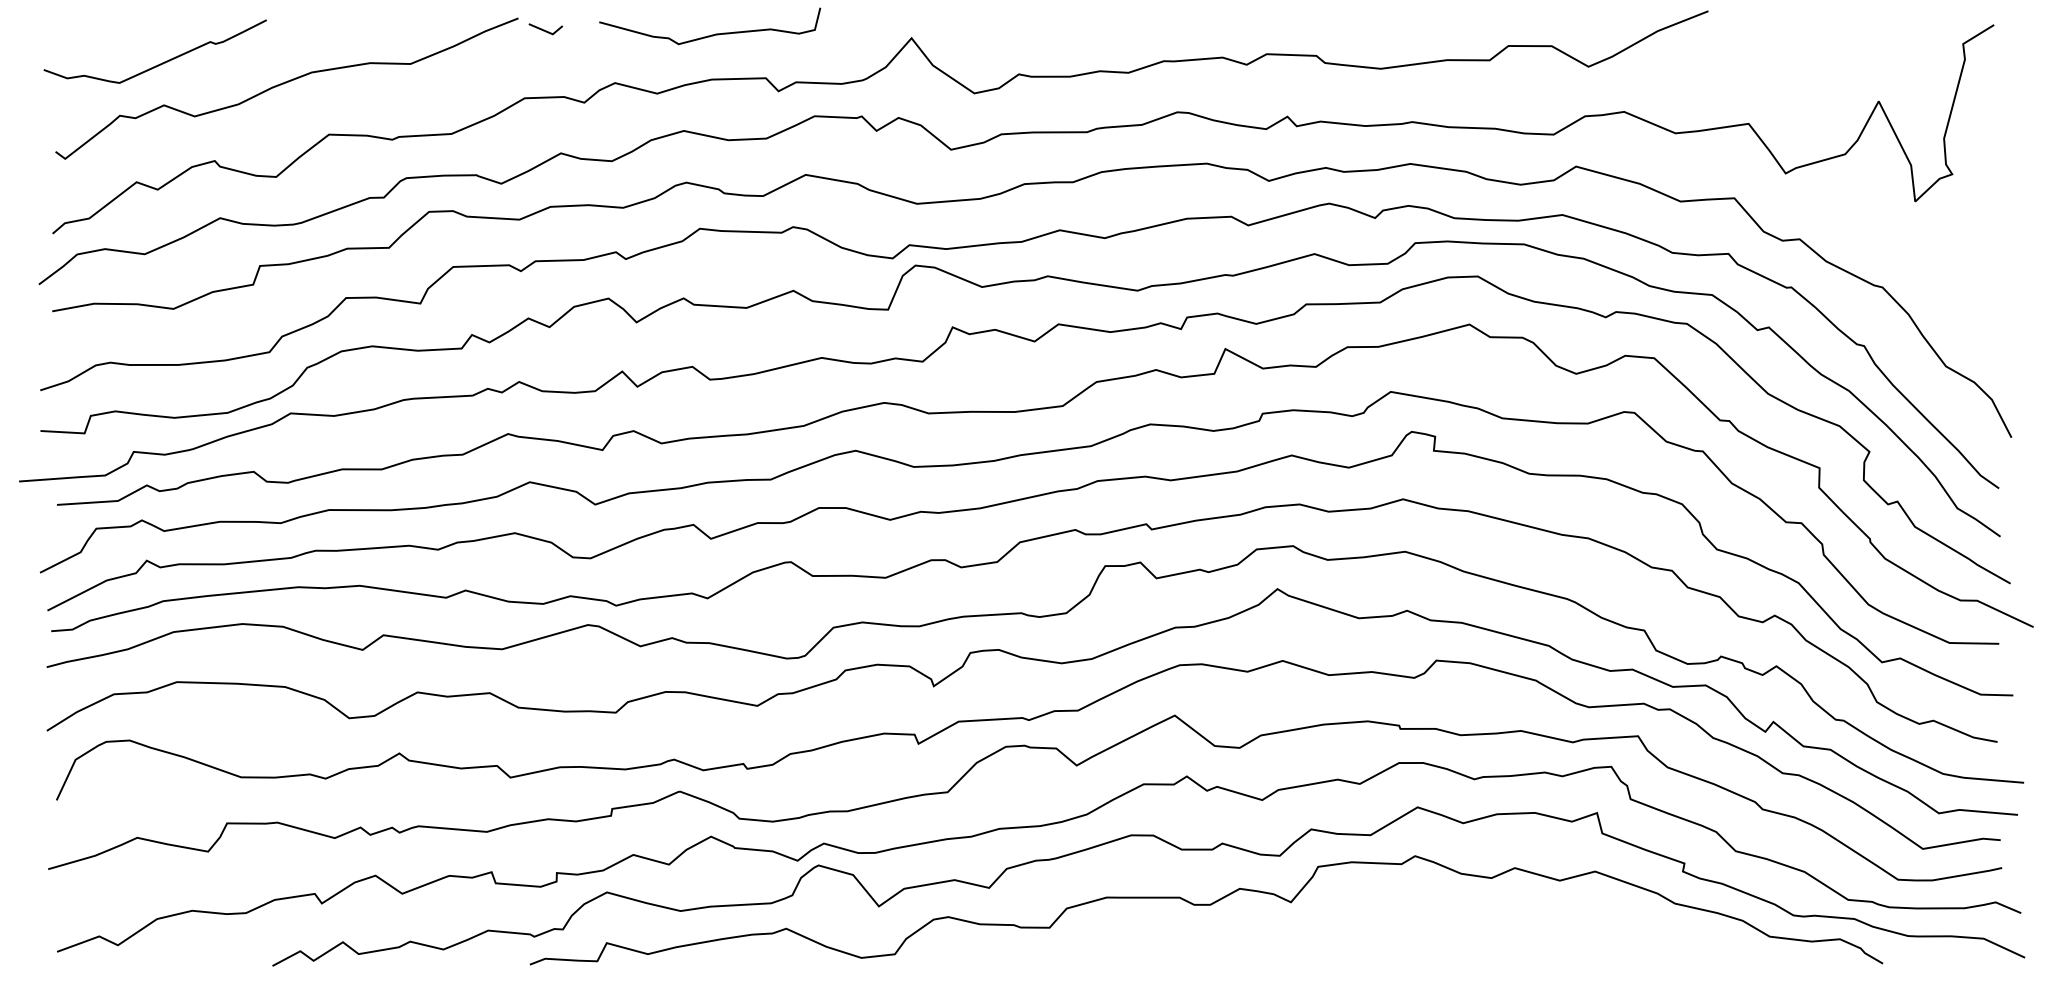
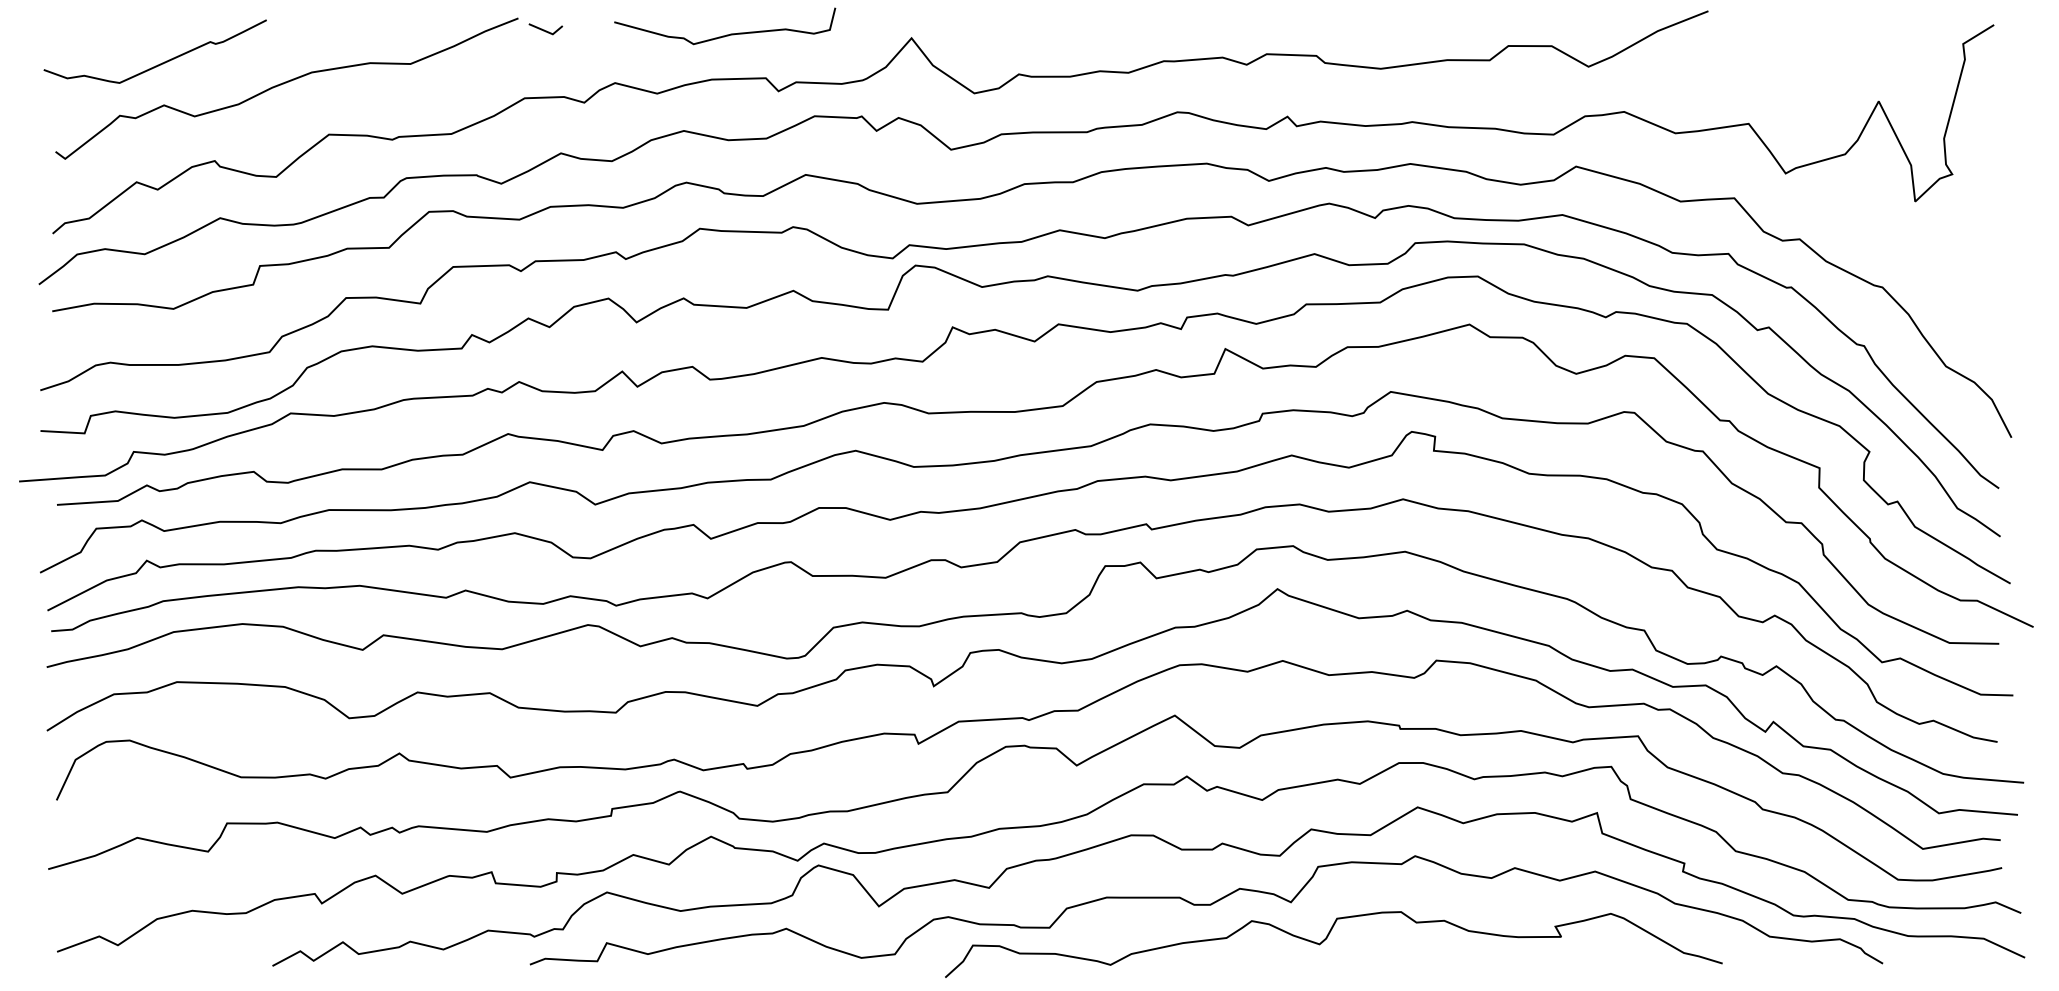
curve position: (711, 34) -> (726, 34) (726, 34)
curve: none -> present (1327, 938)
